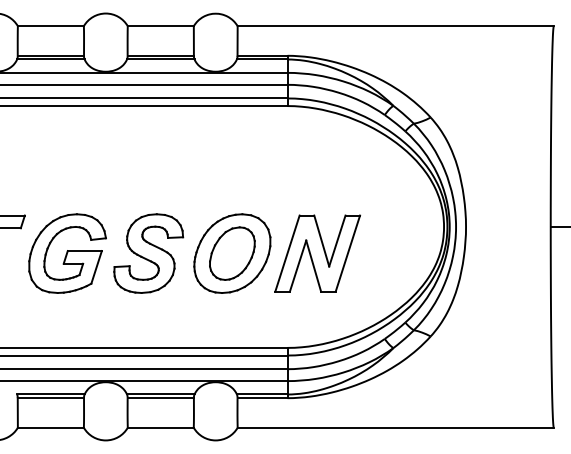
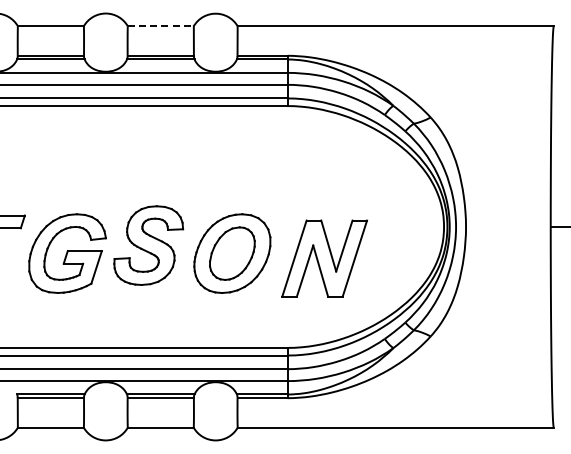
line: solid -> dashed (161, 26)
part position: (148, 253) -> (148, 245) (148, 245)
part position: (317, 253) -> (324, 258) (324, 258)
